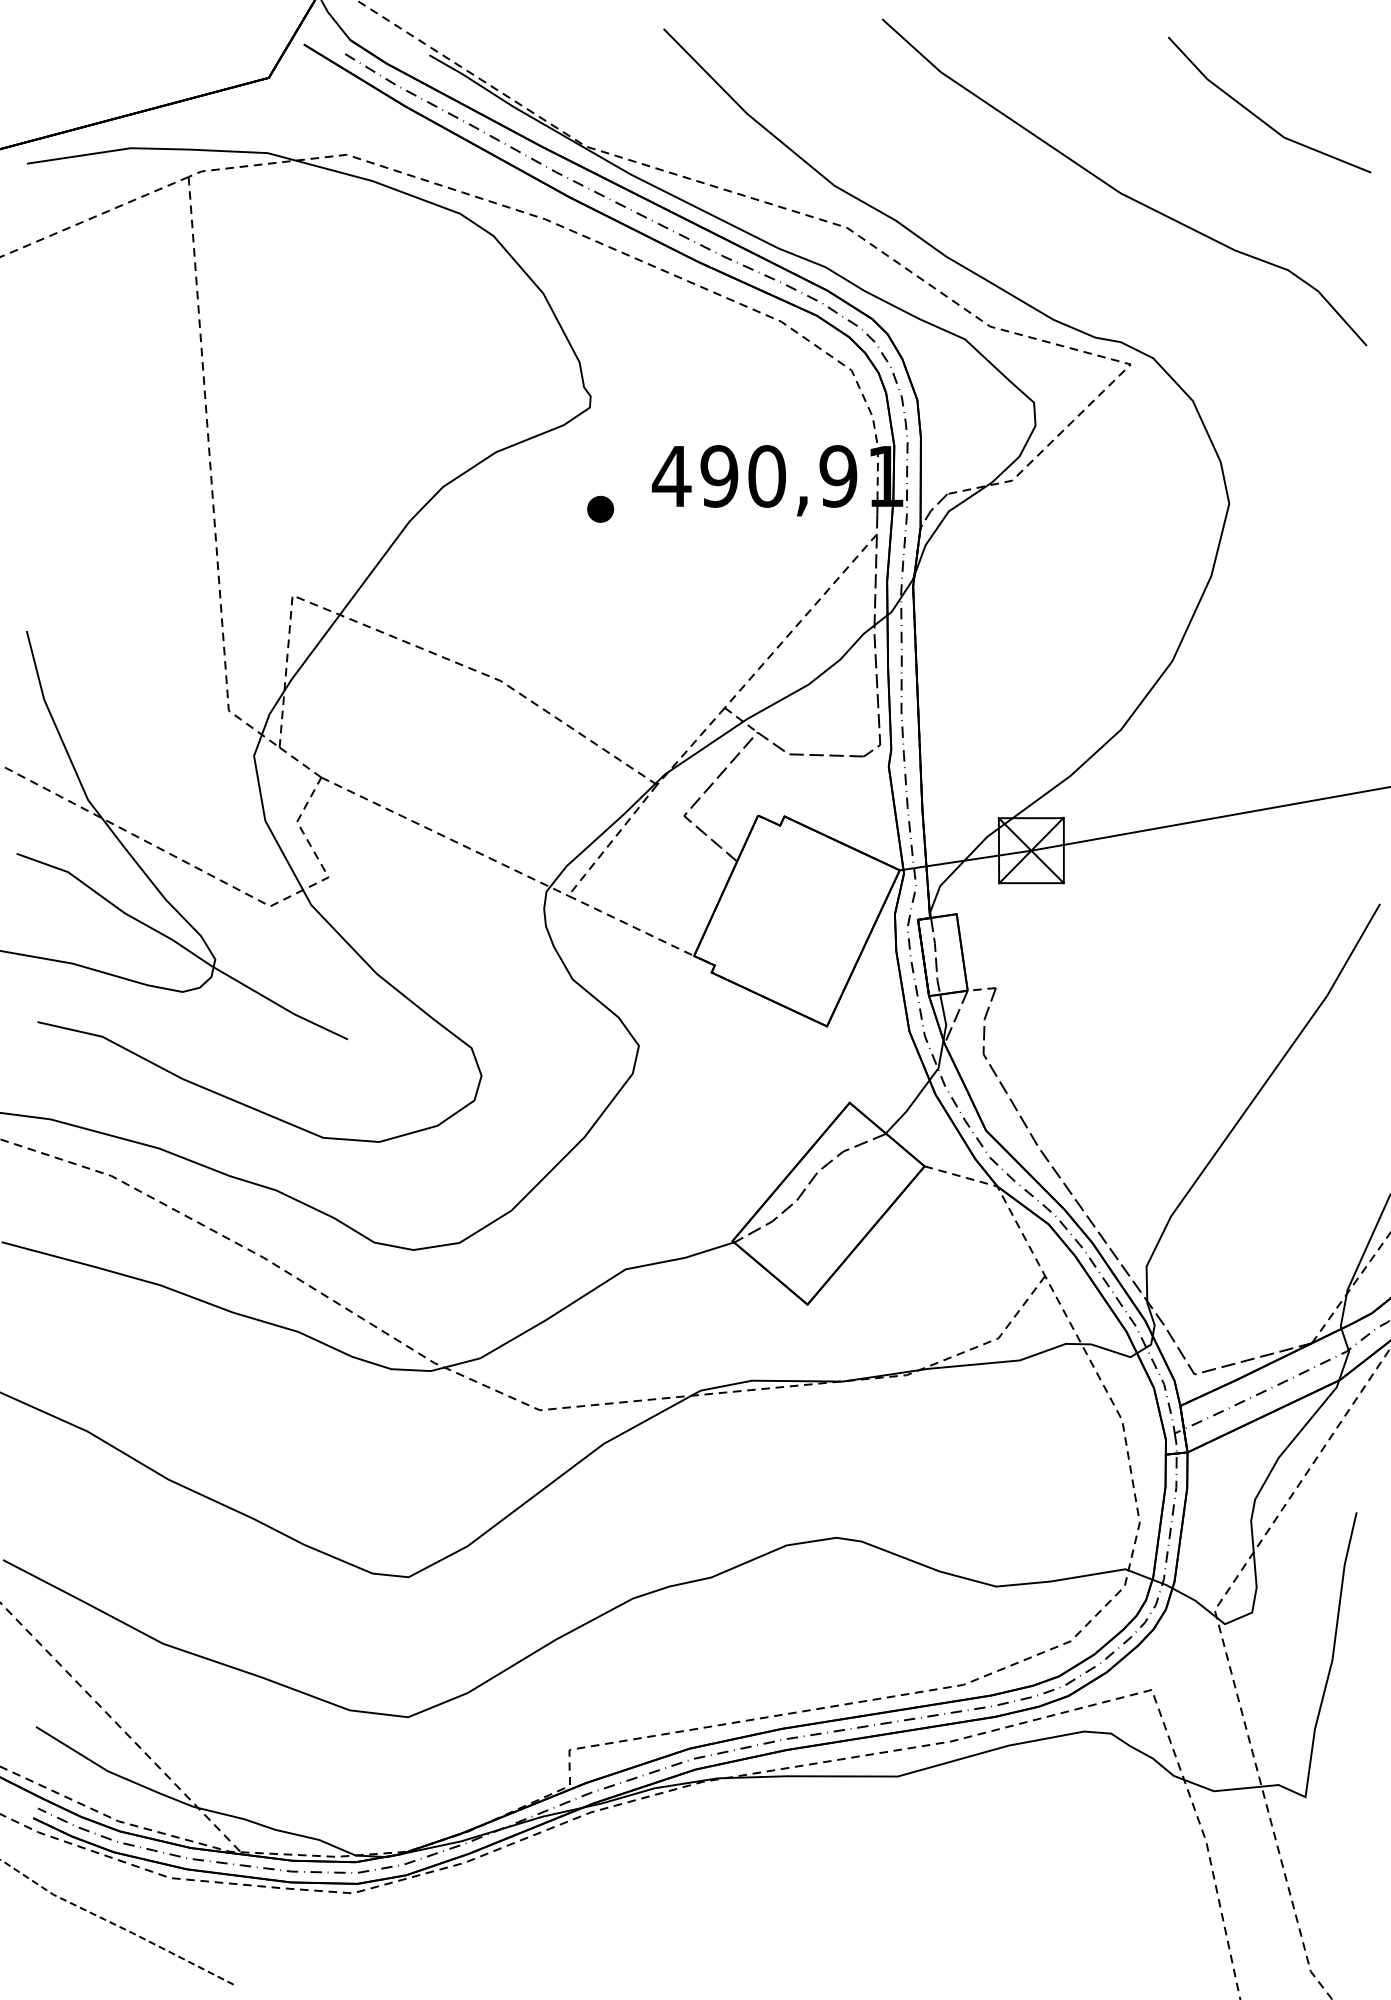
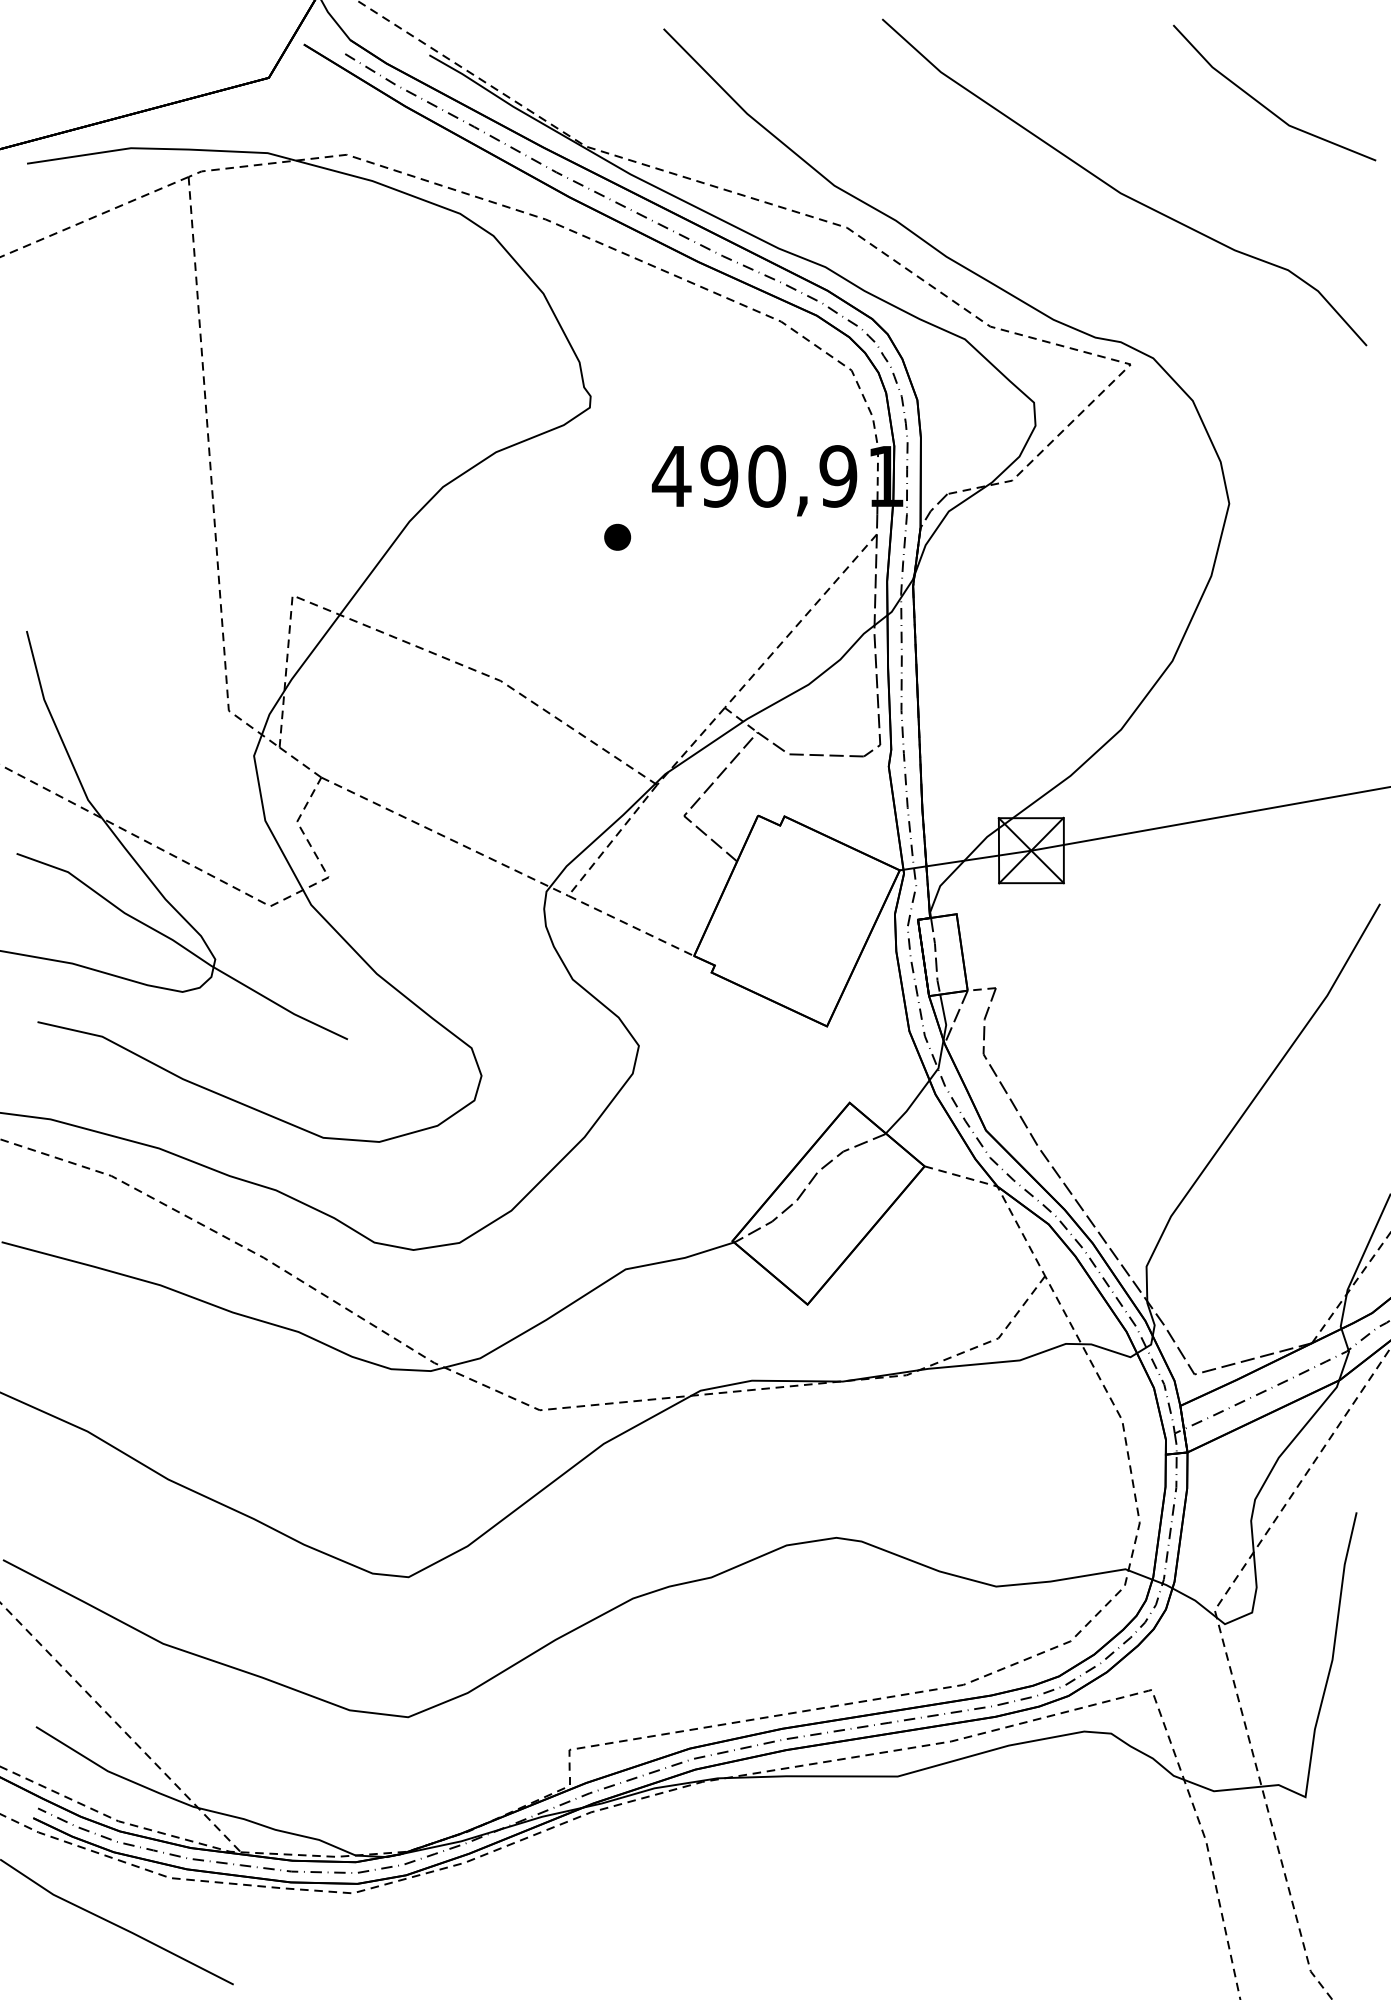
line position: (1258, 116) -> (1263, 104) (1263, 104)
part position: (600, 508) -> (617, 536) (617, 536)
line: dashed -> solid (115, 1924)
